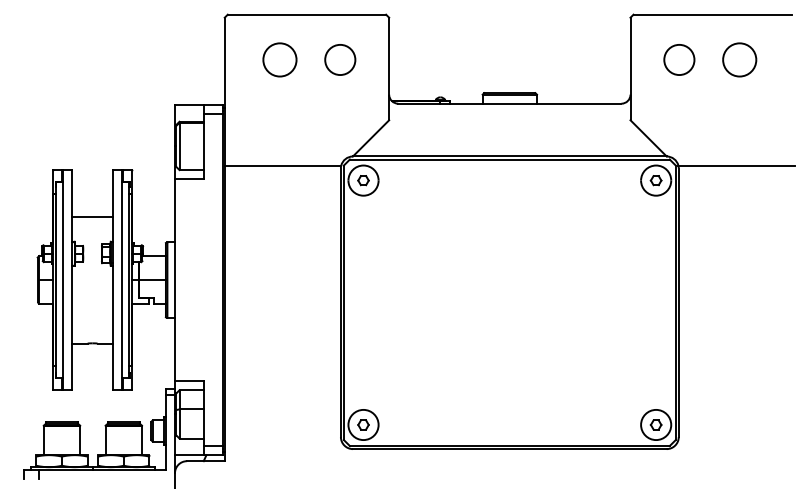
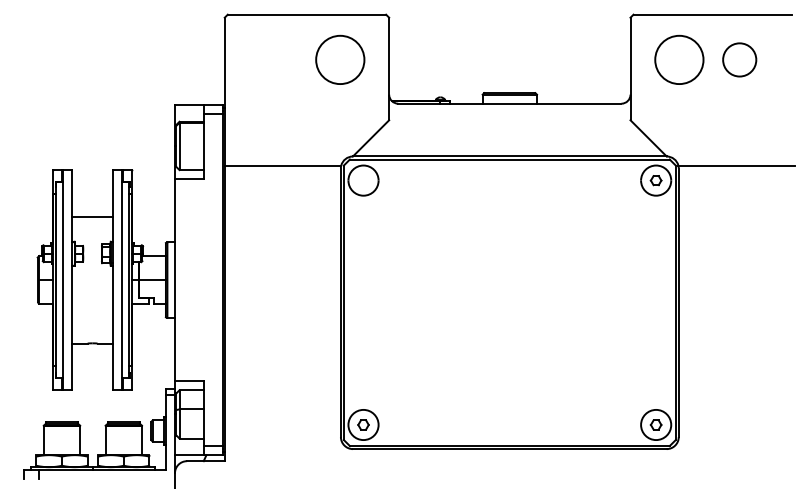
part: present -> none (279, 59)
circle diameter: 30 px -> 48 px (340, 59)
circle diameter: 30 px -> 48 px (679, 59)
part: present -> none (363, 180)
